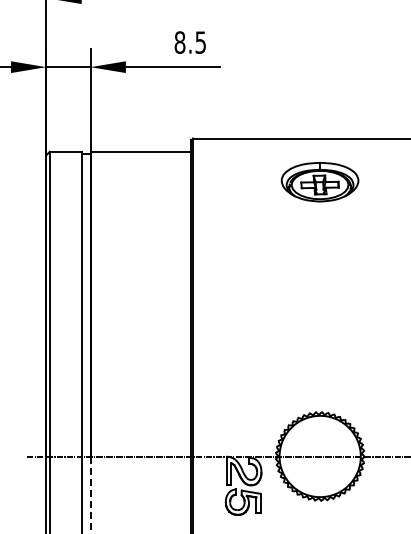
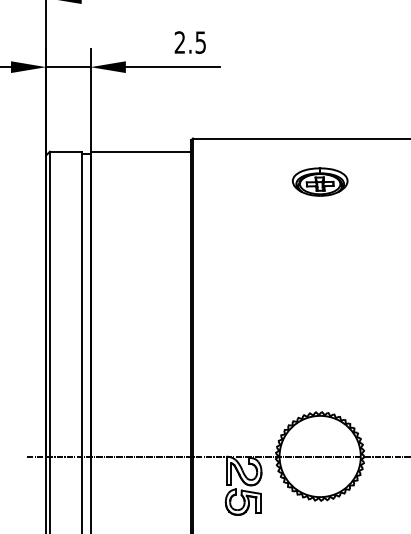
text: 8.5 -> 2.5 (179, 42)
part size: 80x41 px -> 57x30 px (320, 181)
line: dashed -> solid (90, 495)
